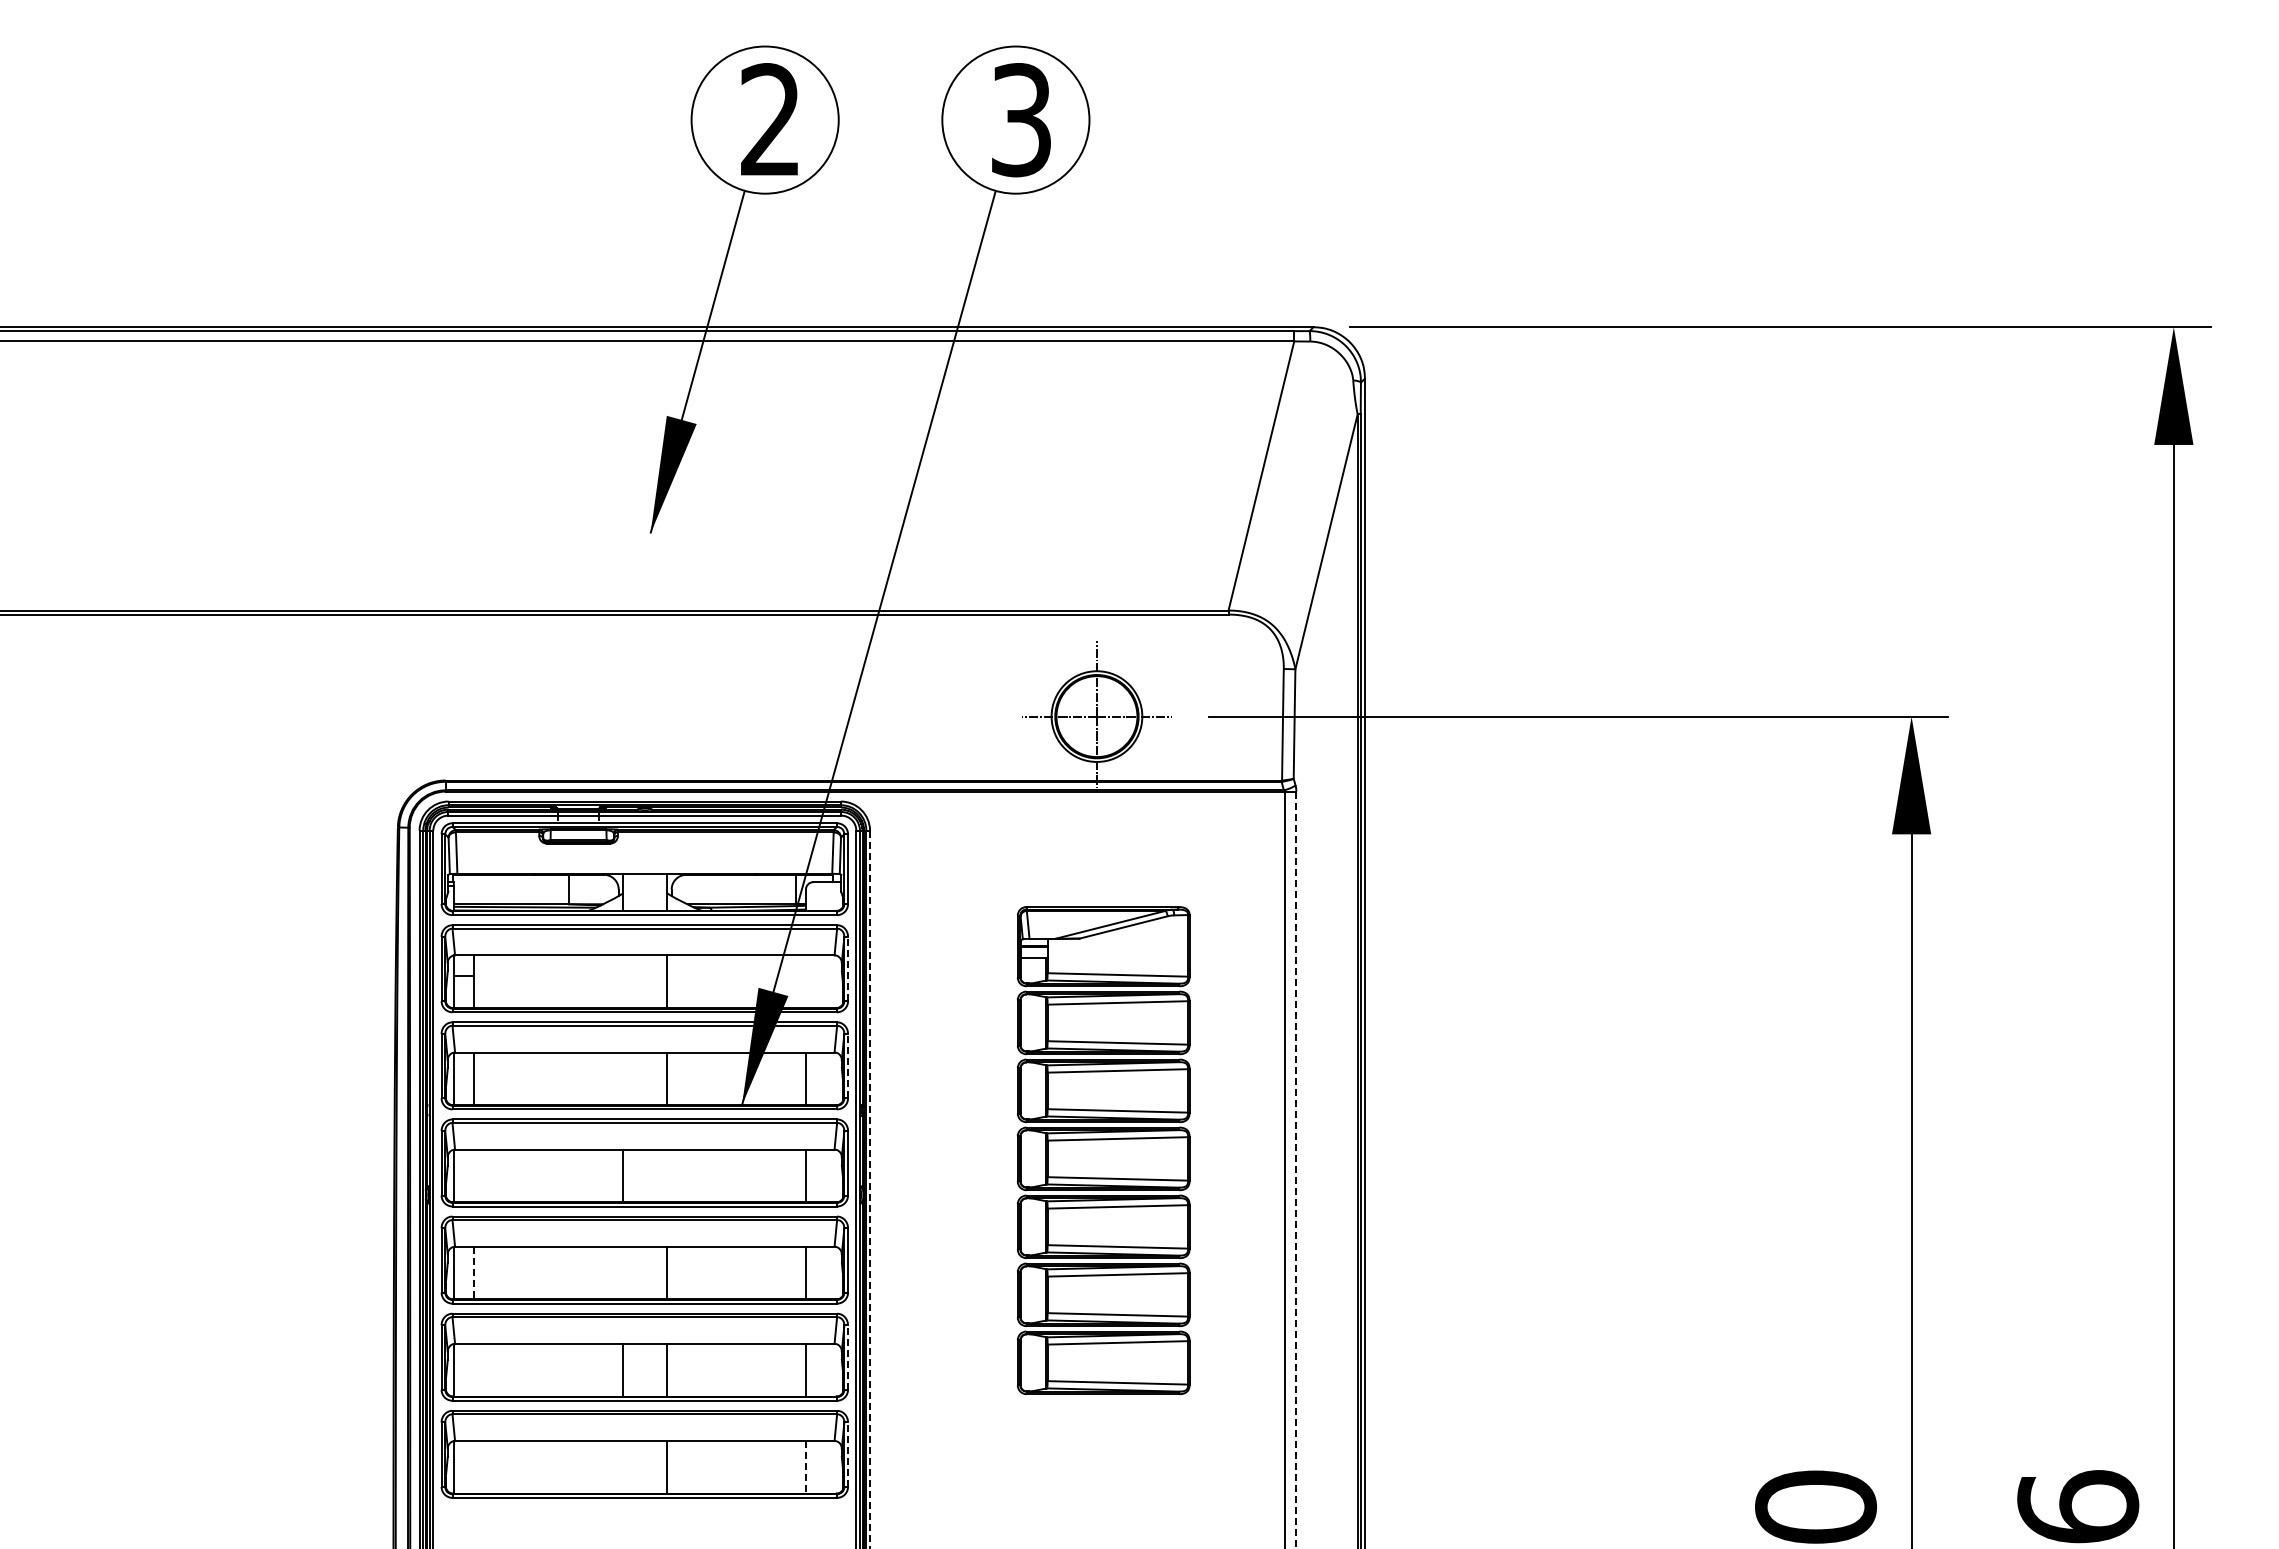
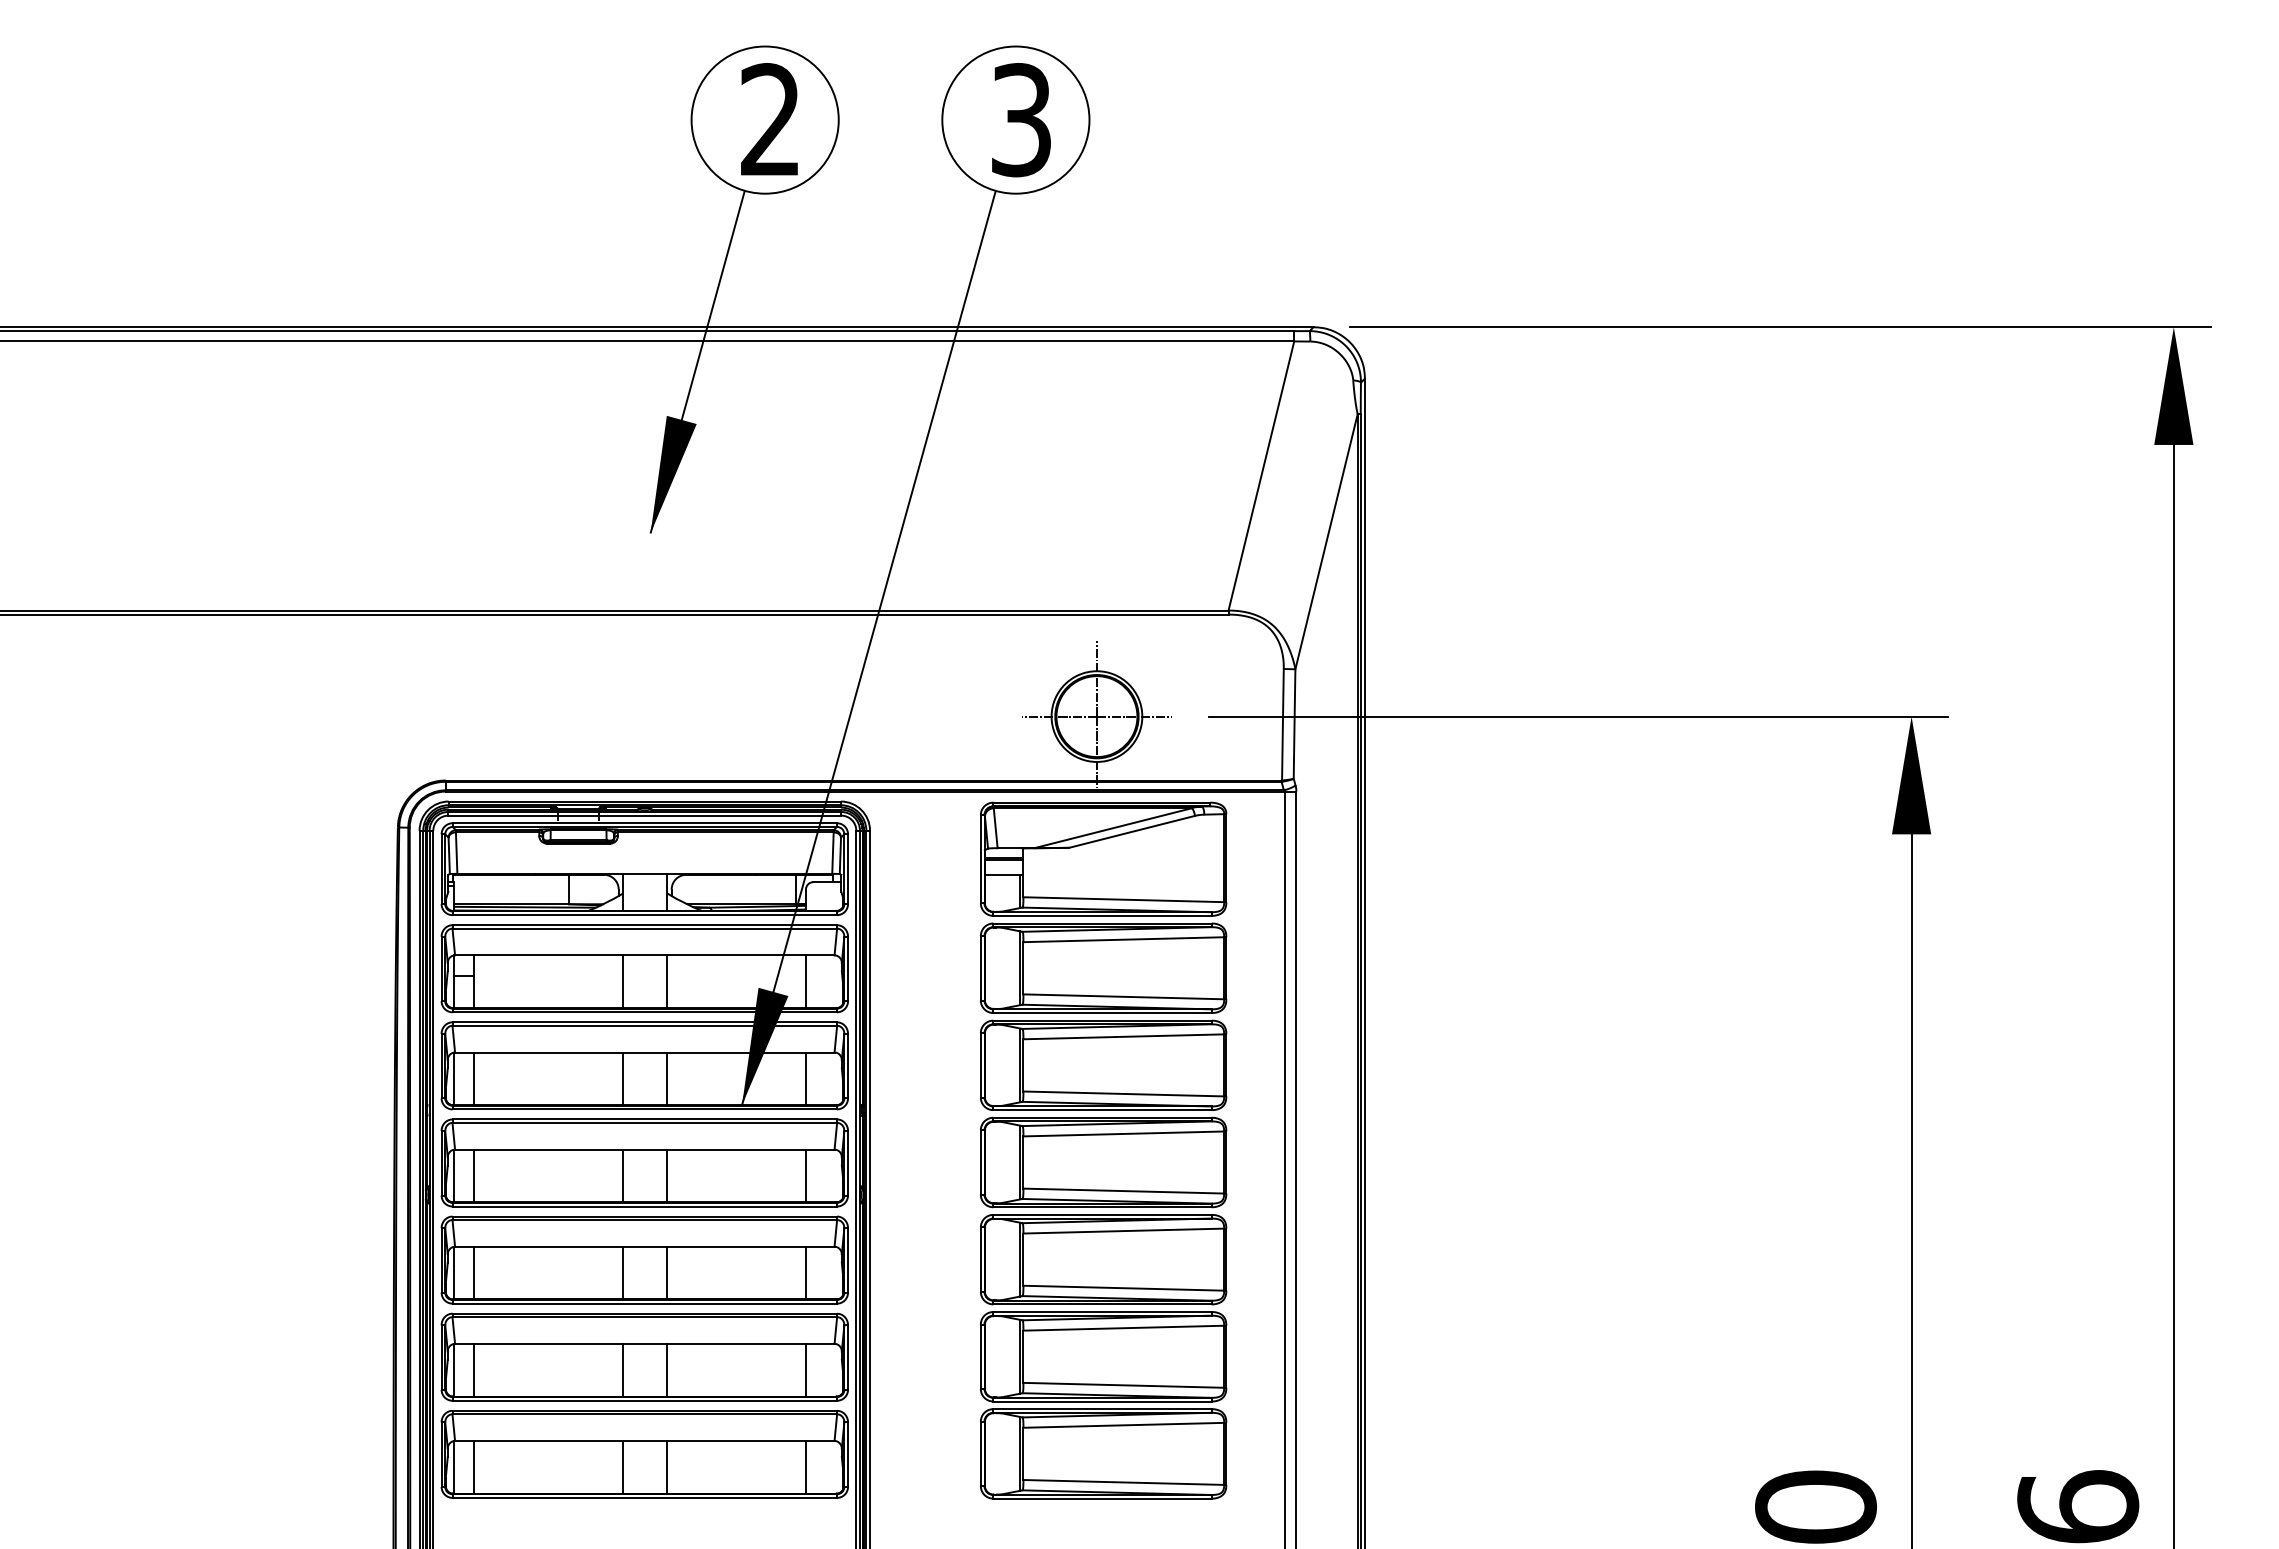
line: dashed -> solid (848, 968)
line: none -> present (623, 981)
line: none -> present (805, 981)
line: dashed -> solid (848, 1065)
line: none -> present (623, 1078)
part size: 175x490 px -> 248x699 px (1103, 1150)
line: dashed -> solid (1296, 1170)
line: none -> present (474, 1175)
line: none -> present (667, 1175)
line: dashed -> solid (870, 1189)
line: none -> present (623, 1272)
line: dashed -> solid (474, 1273)
line: dashed -> solid (848, 1357)
line: none -> present (474, 1369)
line: dashed -> solid (848, 1454)
line: none -> present (474, 1467)
line: none -> present (623, 1467)
line: dashed -> solid (805, 1467)
